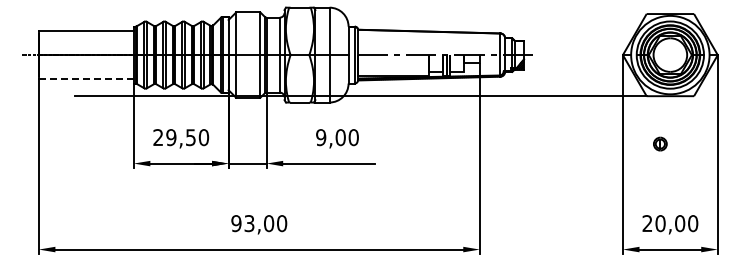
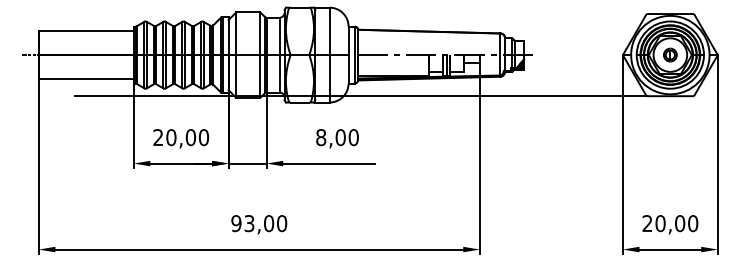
line: dashed -> solid (86, 78)
text: 29,50 -> 20,00 (181, 137)
text: 9,00 -> 8,00 (321, 137)
part position: (660, 143) -> (670, 54) (670, 54)
